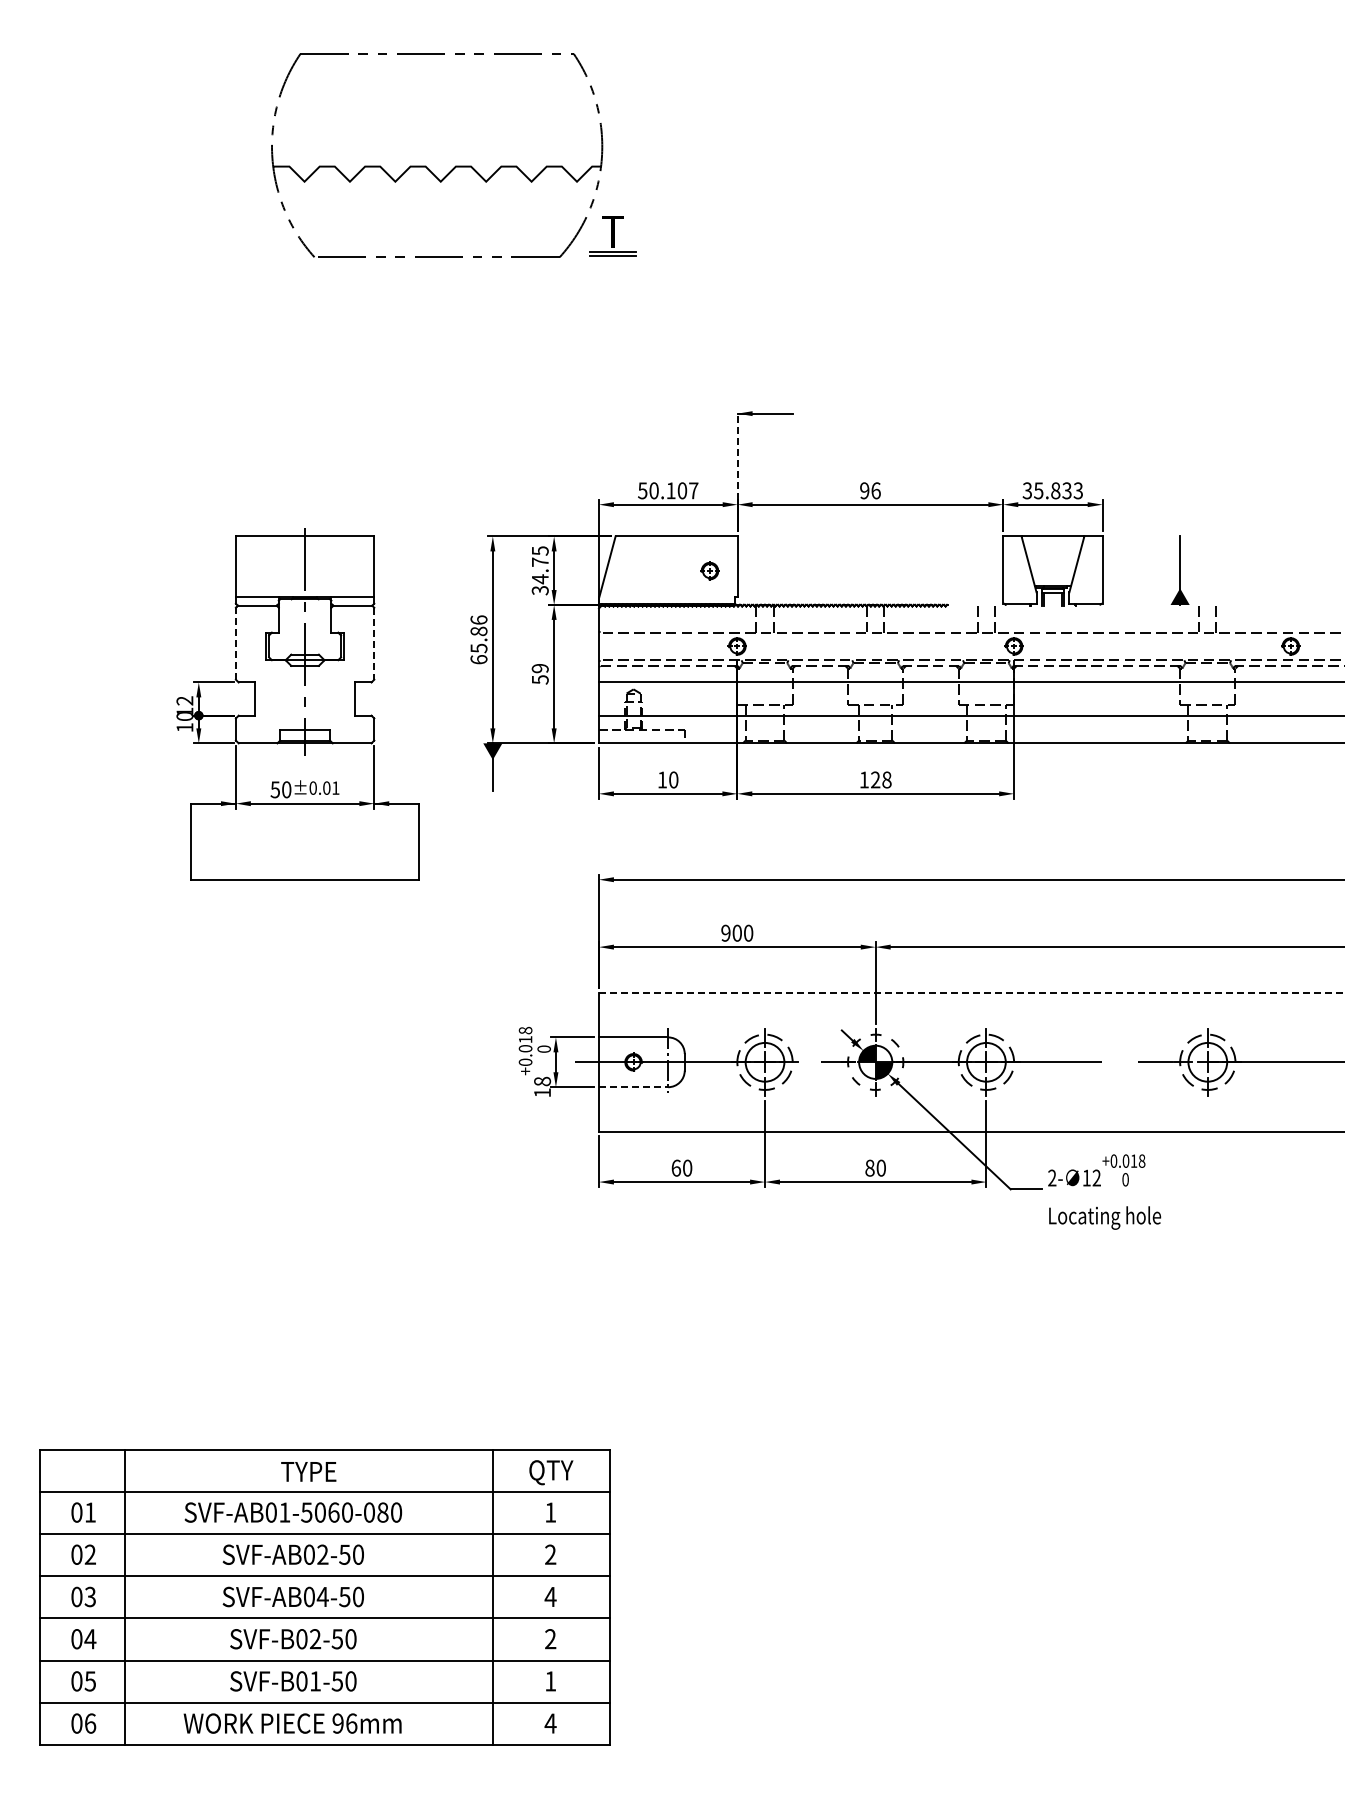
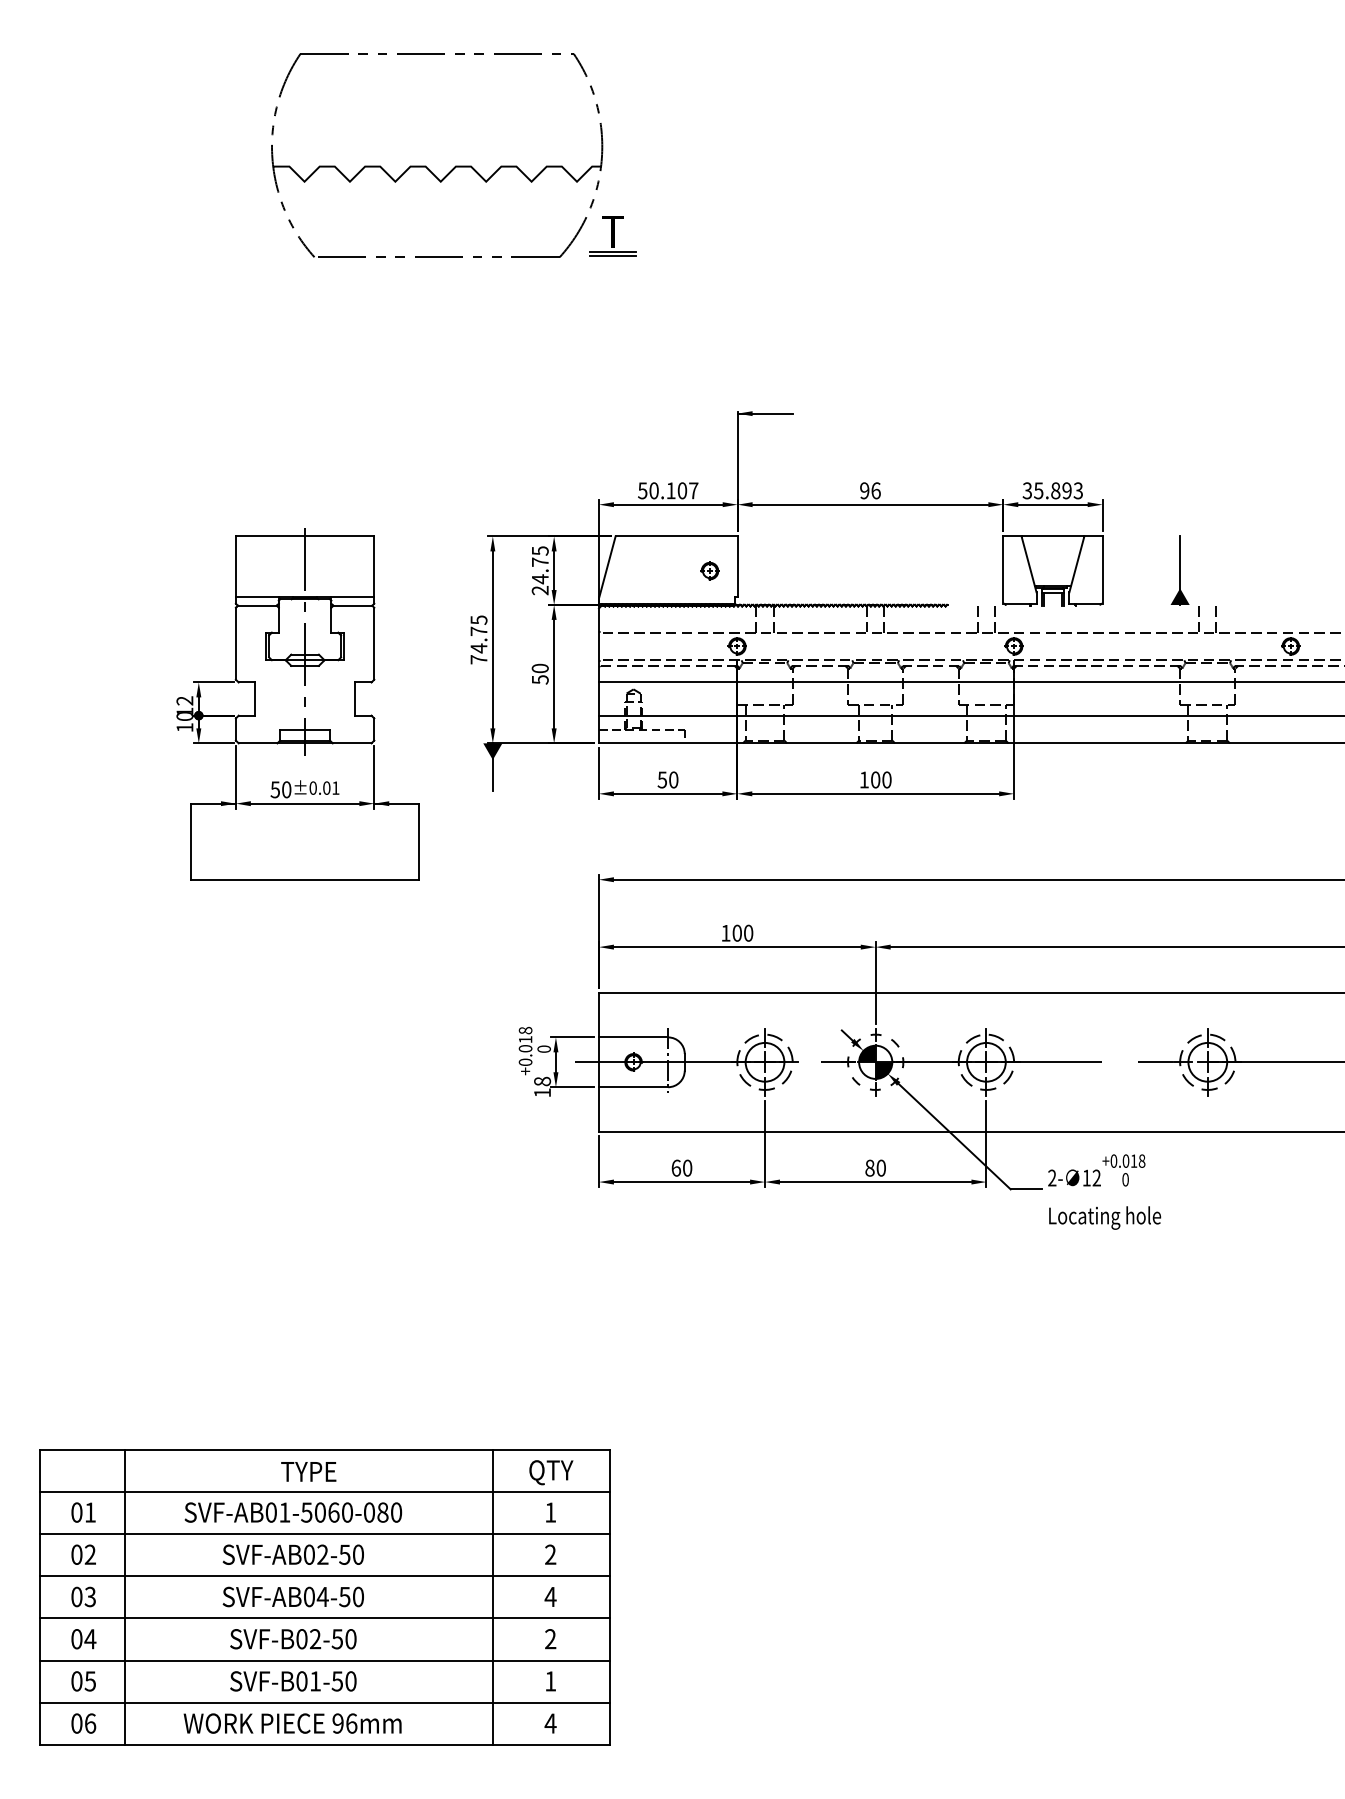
line: dashed -> solid (737, 455)
text: 35.833 -> 35.893 (1066, 490)
text: 34.75 -> 24.75 (540, 590)
text: 65.86 -> 74.75 (478, 639)
line: dashed -> solid (235, 643)
line: dashed -> solid (374, 643)
text: 59 -> 50 (540, 668)
text: 10 -> 50 (661, 779)
text: 128 -> 100 (881, 779)
text: 900 -> 100 (725, 932)
line: dashed -> solid (971, 993)
line: dashed -> solid (633, 1087)
